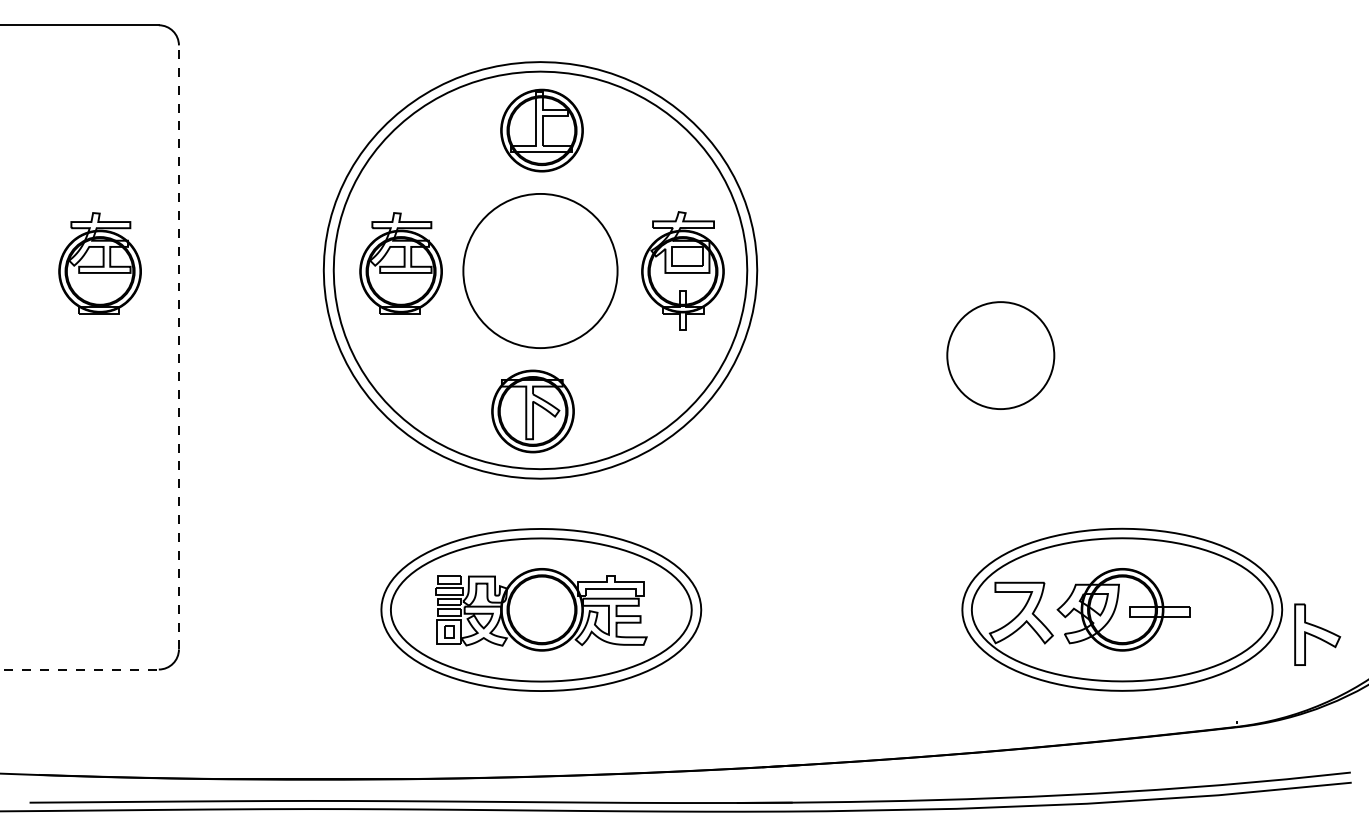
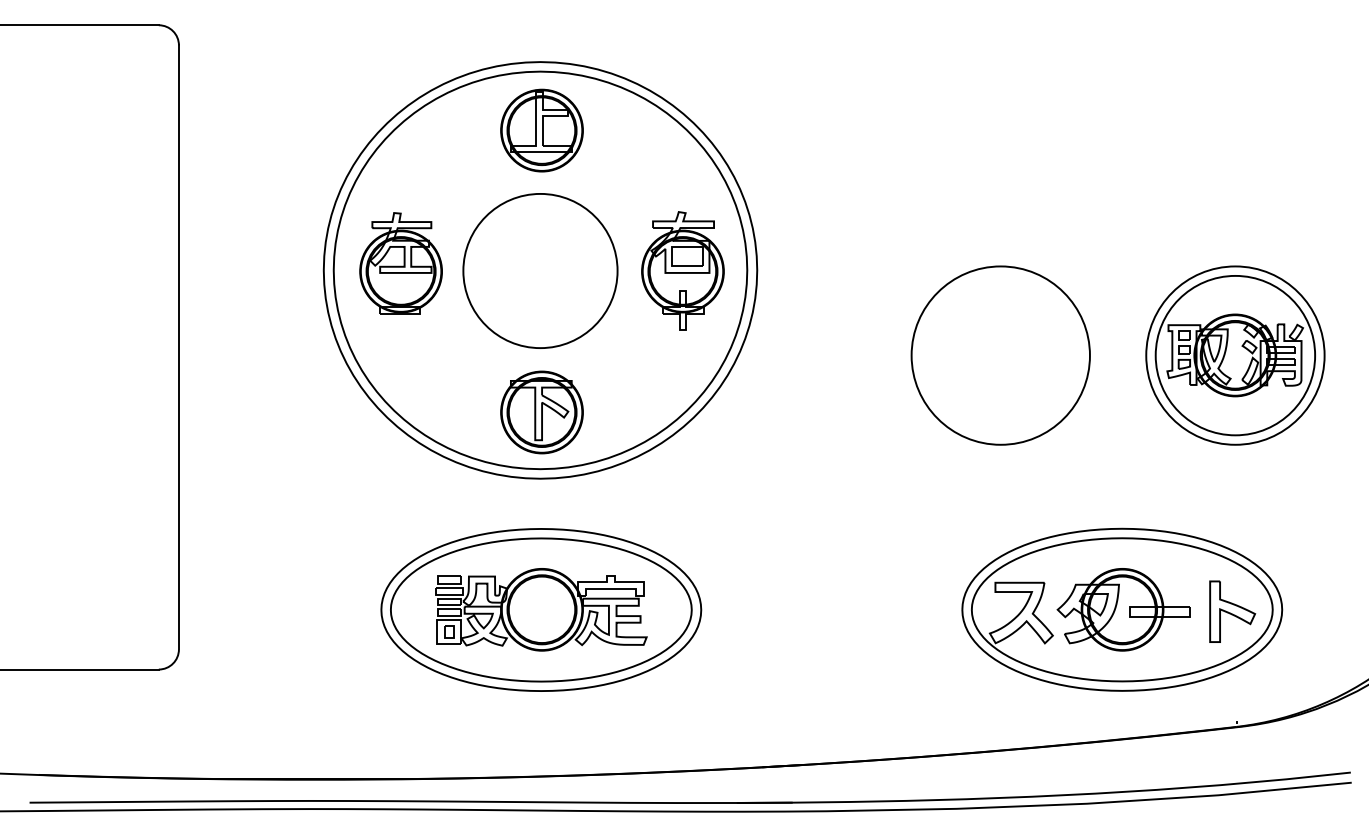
part: present -> none (99, 263)
line: dashed -> solid (178, 346)
circle diameter: 107 px -> 178 px (1000, 355)
part: none -> present (1235, 355)
part position: (532, 411) -> (541, 412) (541, 412)
part position: (1317, 634) -> (1232, 611) (1232, 611)
line: dashed -> solid (79, 669)
